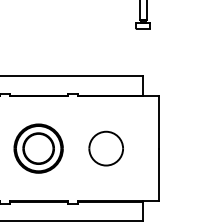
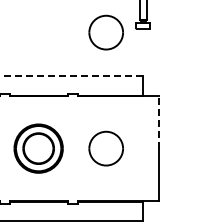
part: none -> present (105, 32)
line: solid -> dashed (71, 76)
line: solid -> dashed (159, 122)
